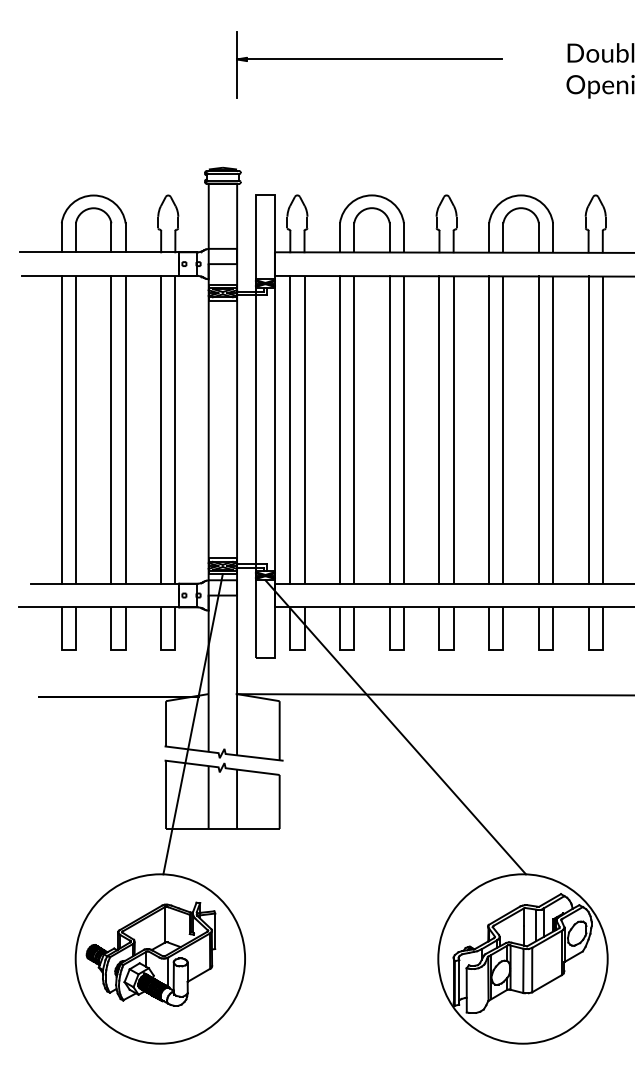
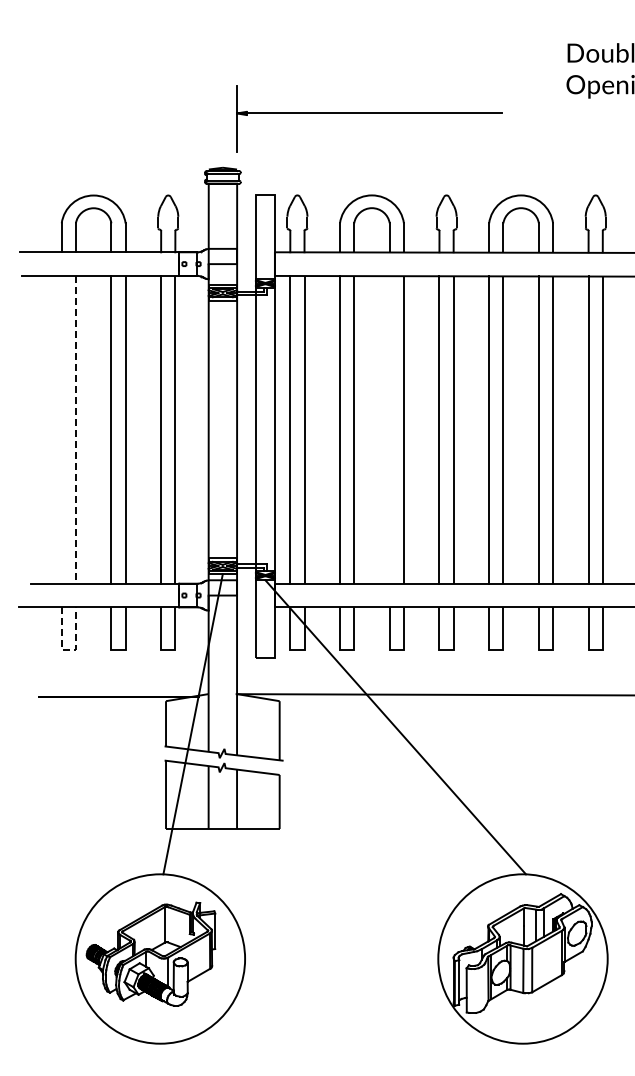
part position: (369, 64) -> (369, 118) (369, 118)
line: present -> none (61, 429)
line: solid -> dashed (75, 429)
line: present -> none (389, 429)
line: solid -> dashed (69, 650)
